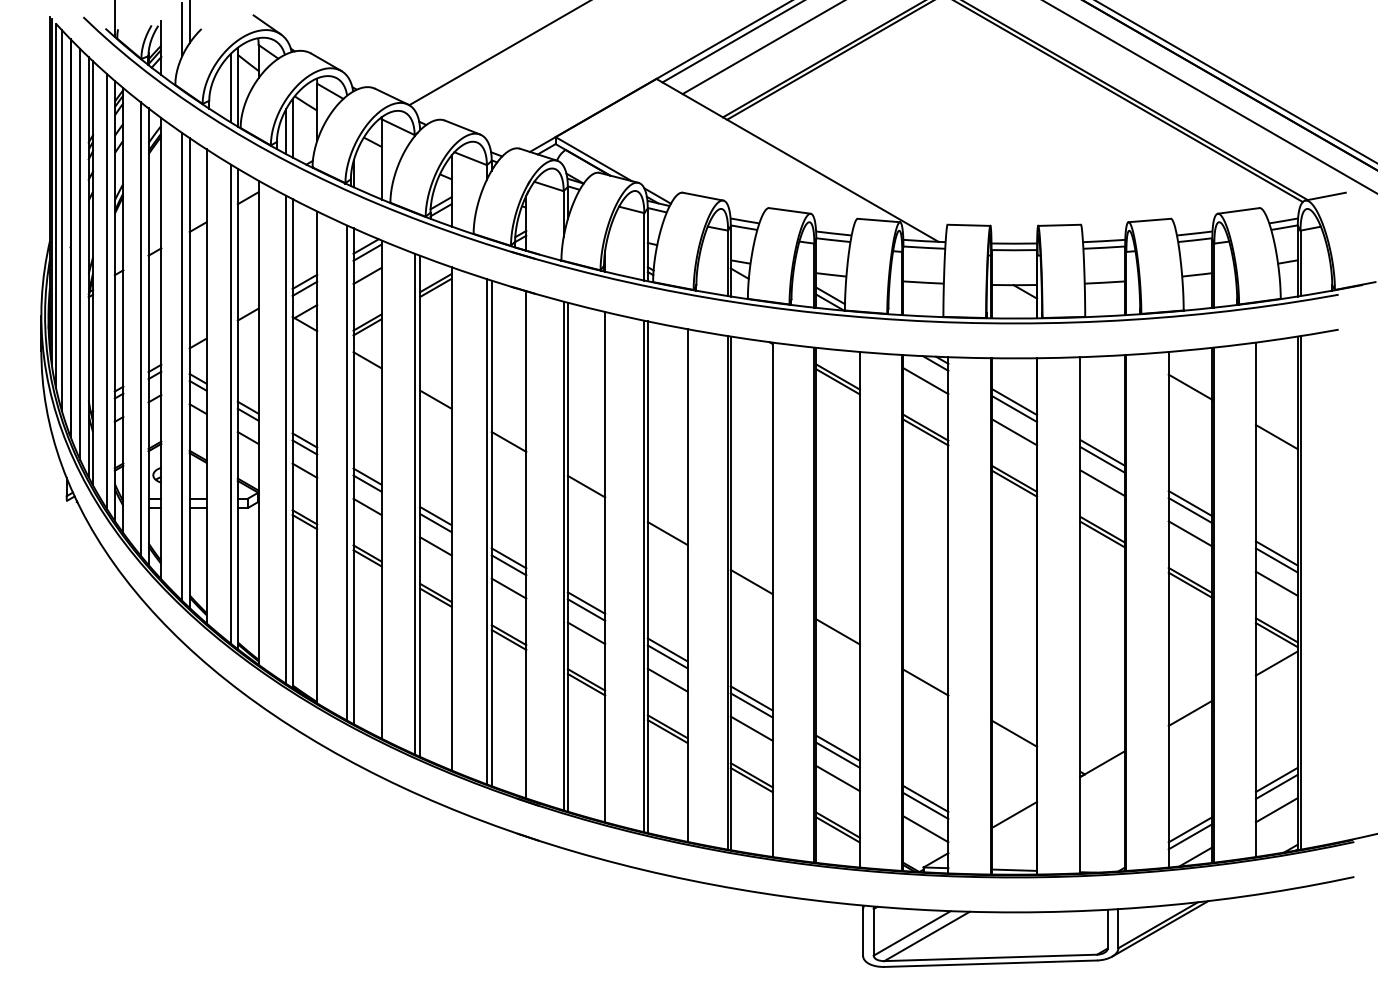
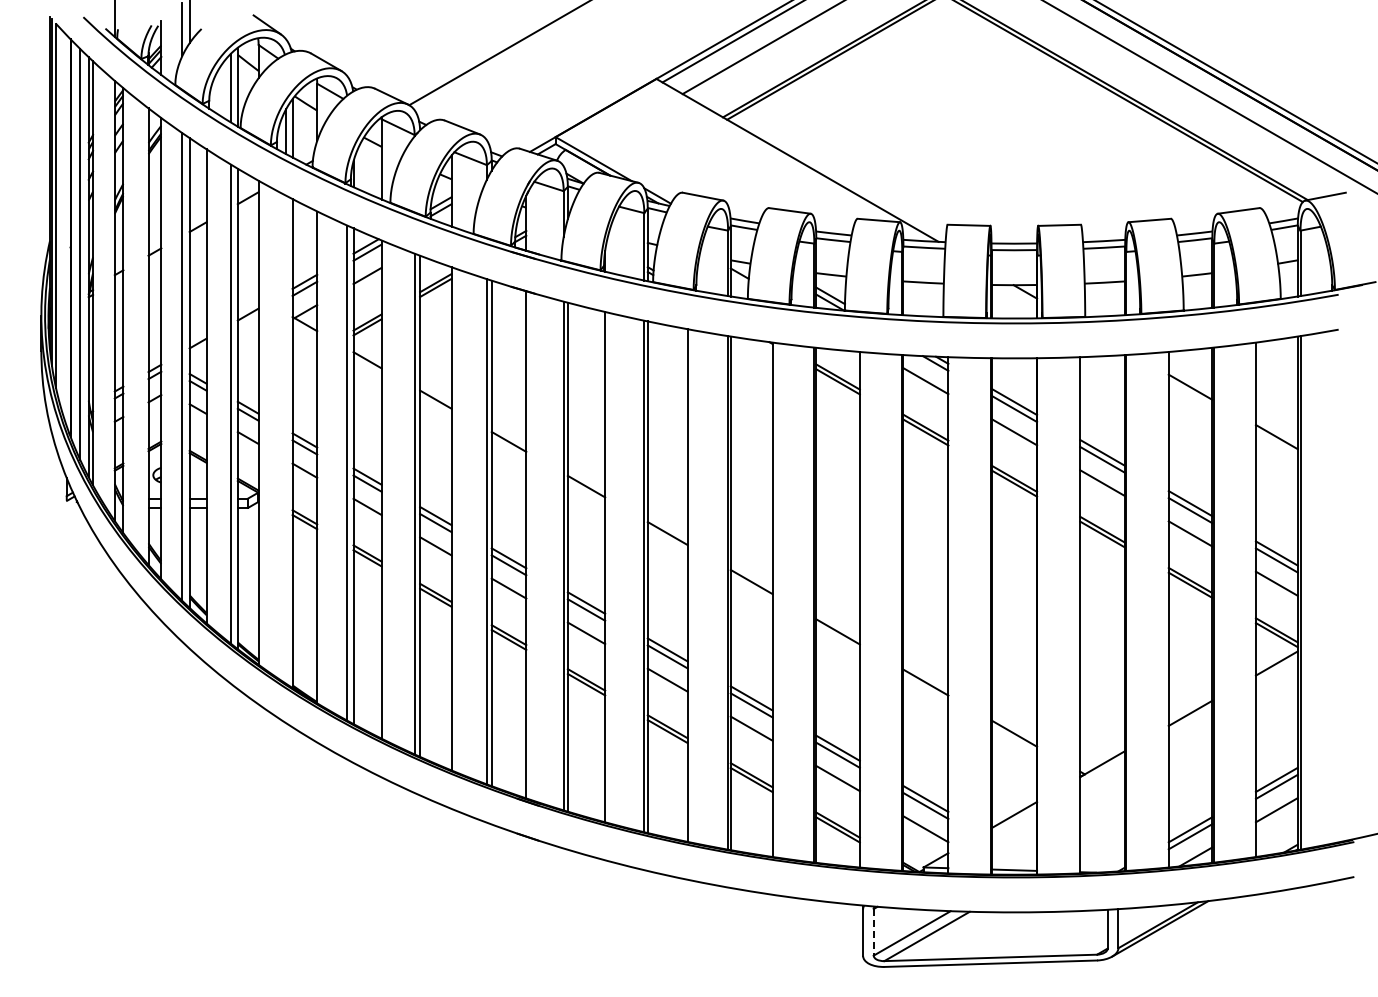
line: present -> none (62, 220)
line: present -> none (106, 290)
line: present -> none (140, 328)
line: present -> none (286, 439)
line: solid -> dashed (873, 932)
